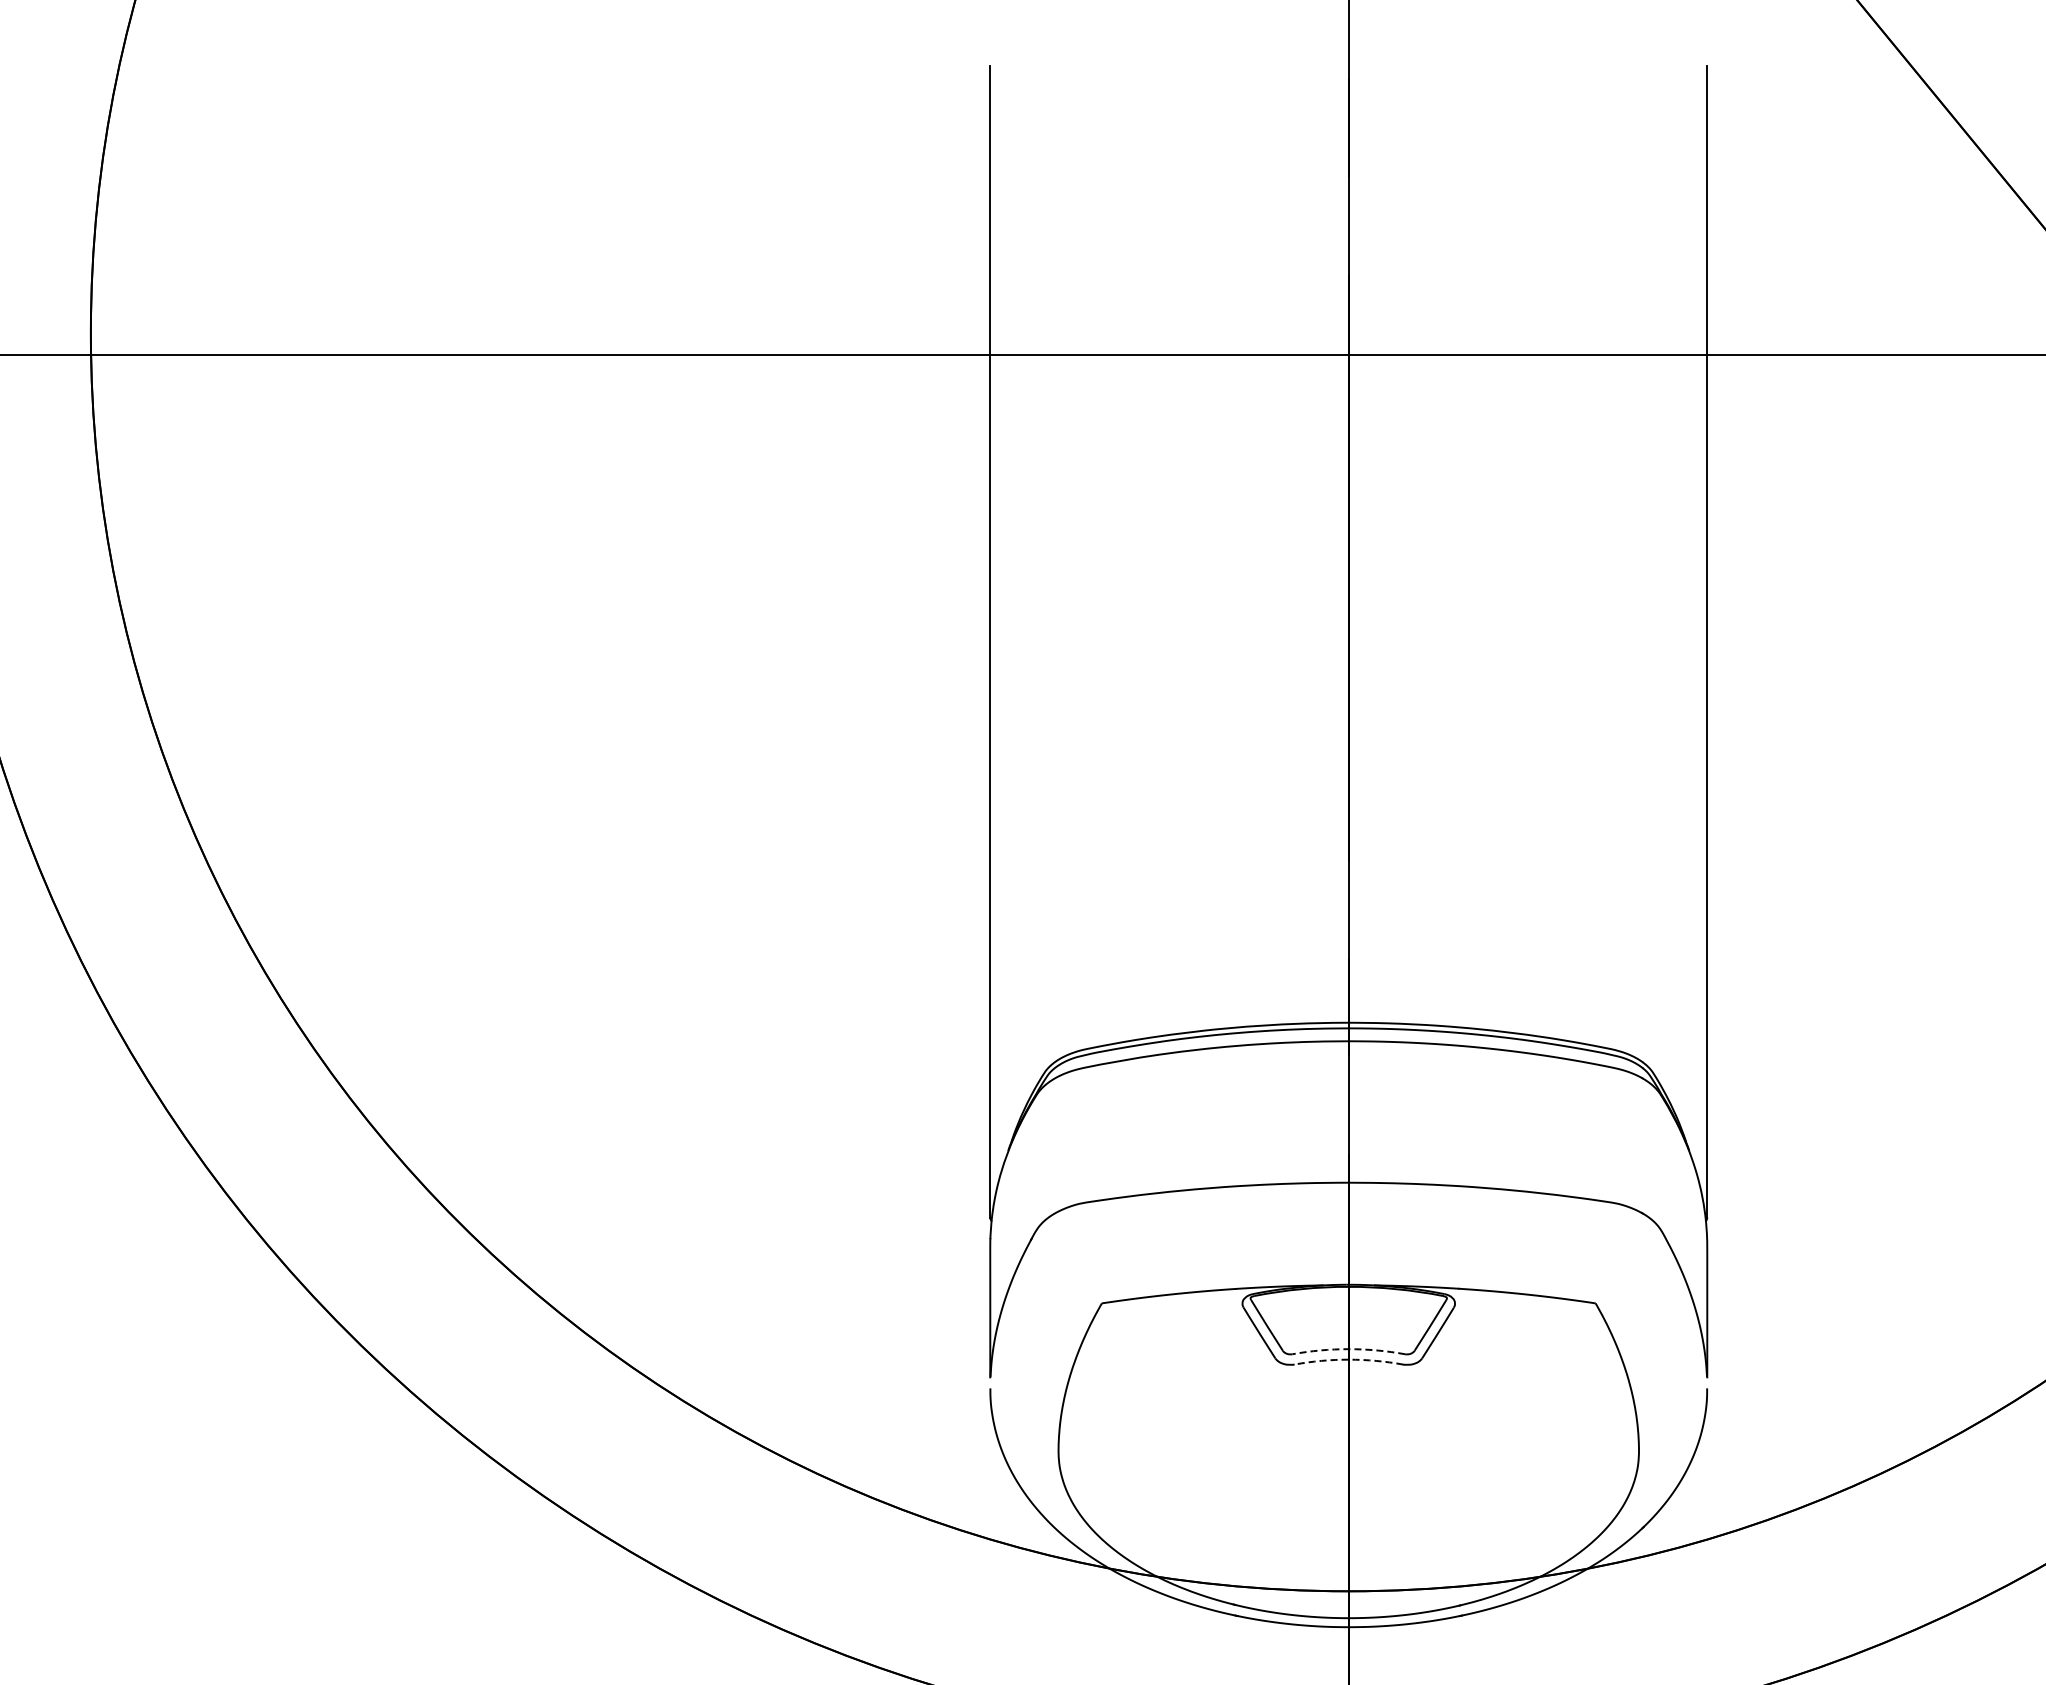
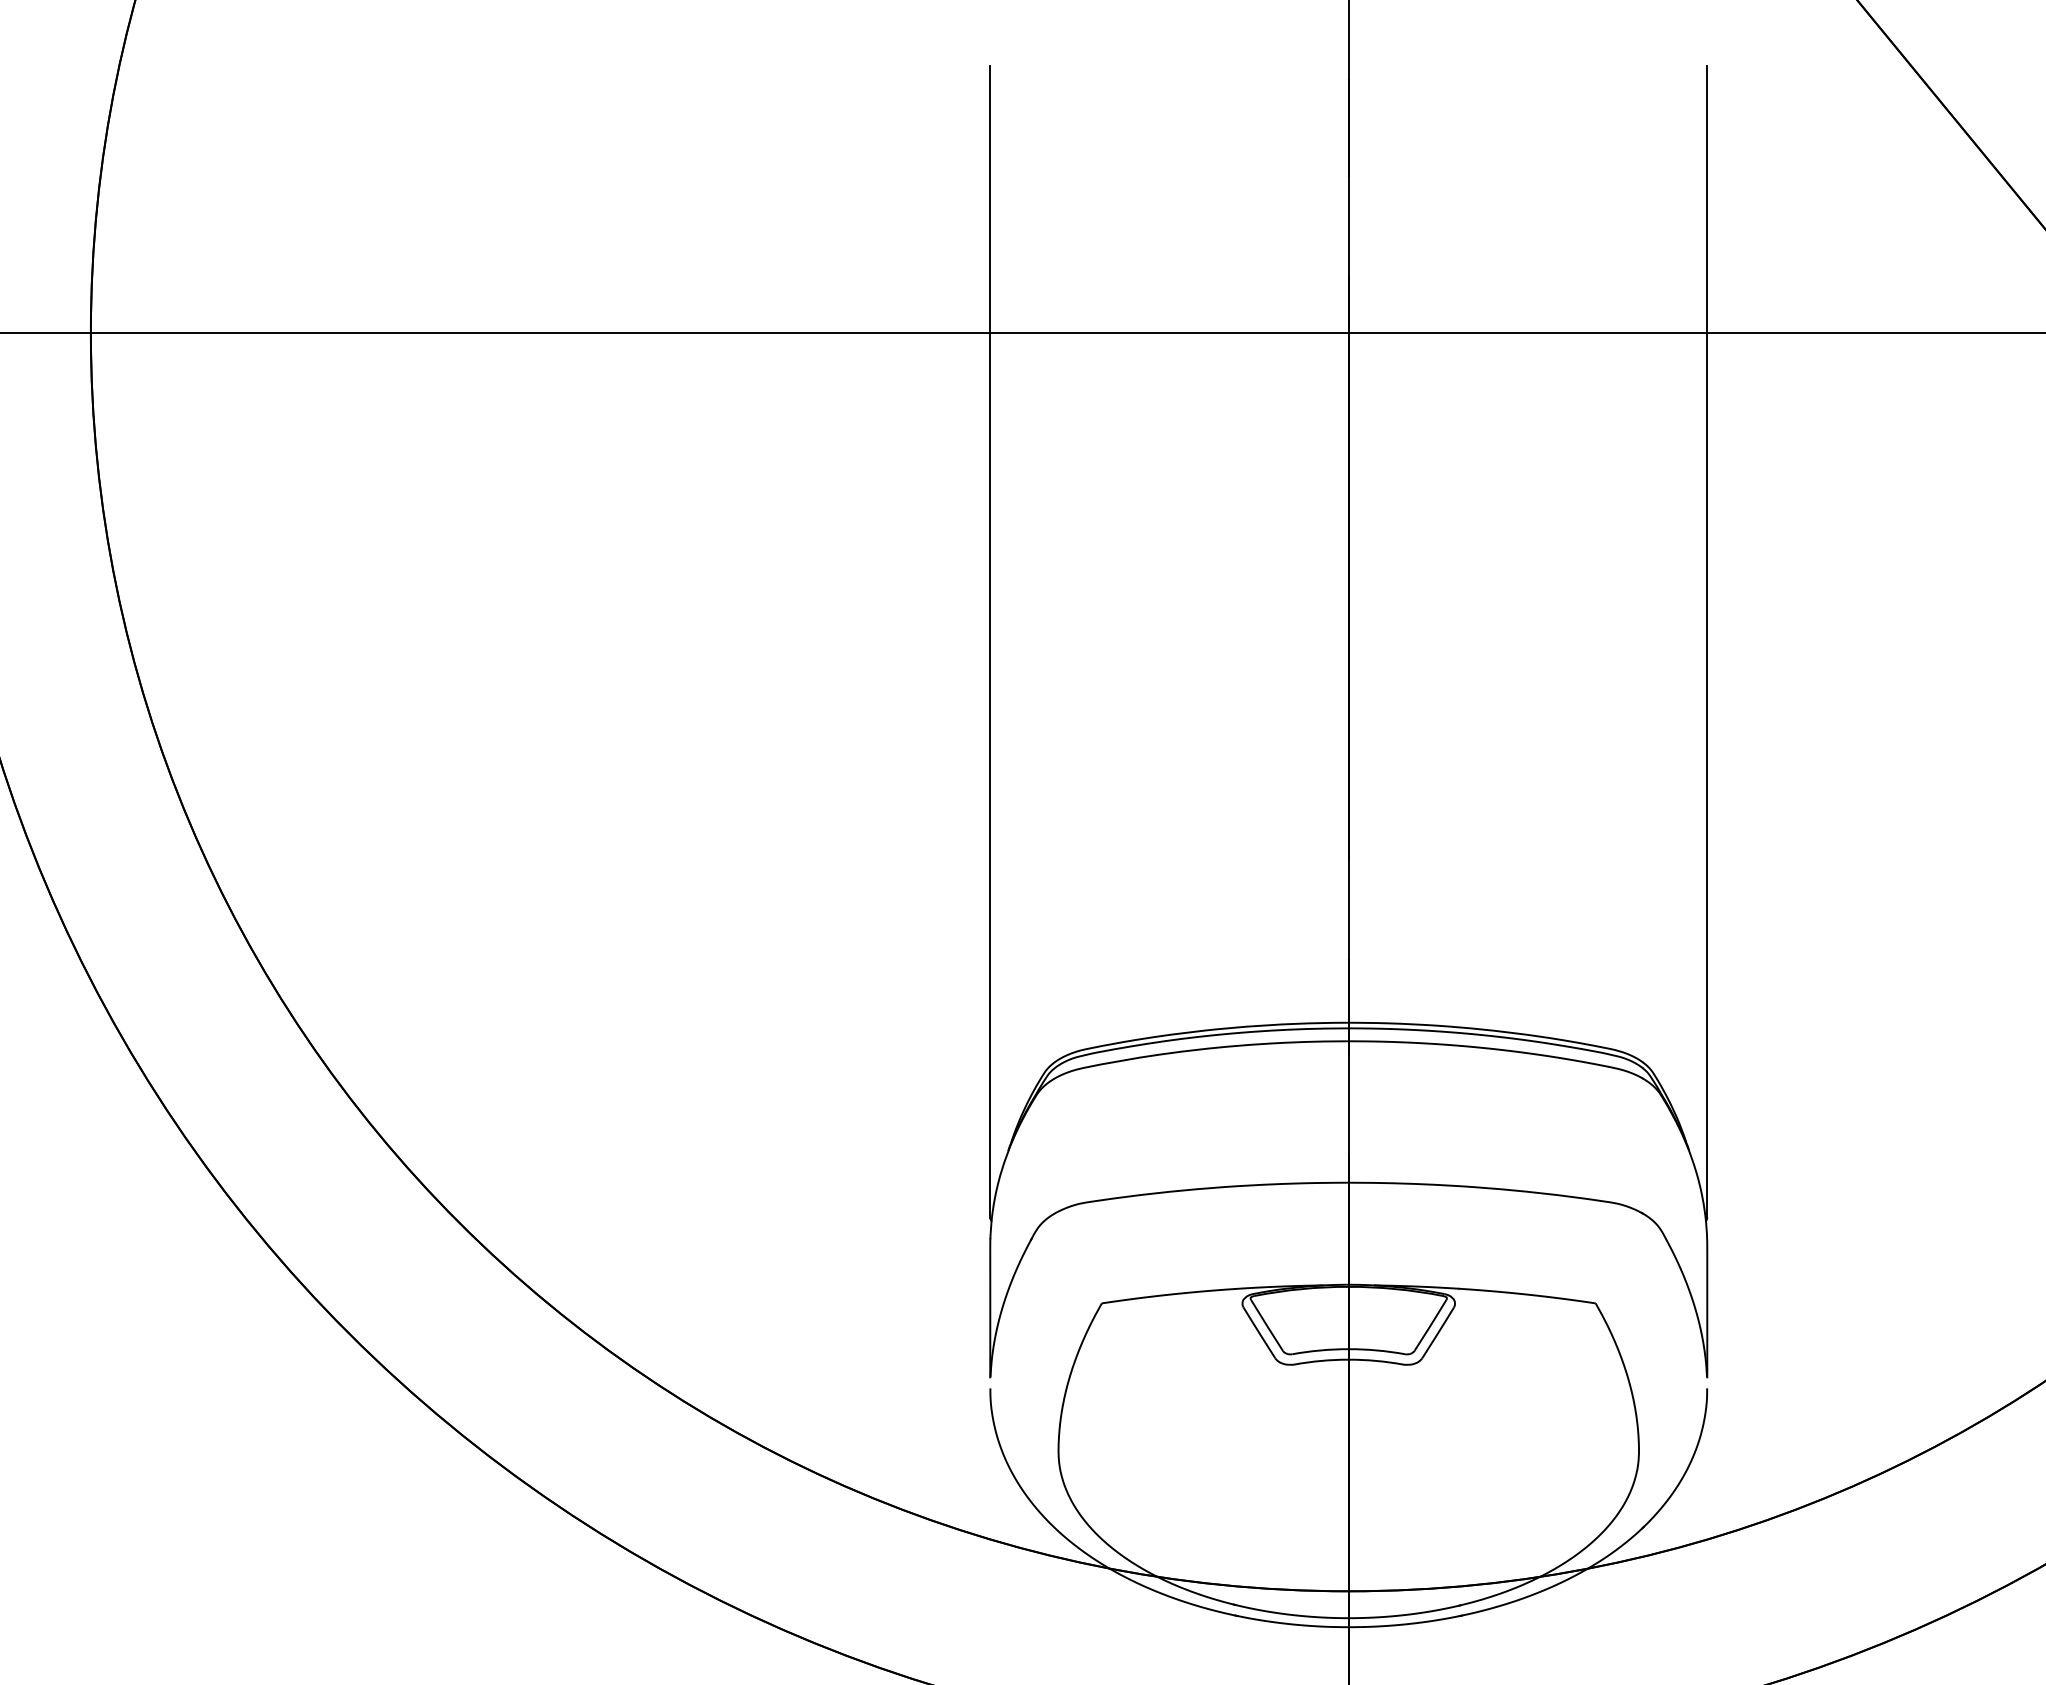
line position: (1022, 355) -> (1022, 333) (1022, 333)
arc: dashed -> solid (1348, 1349)
arc: dashed -> solid (1348, 1359)
